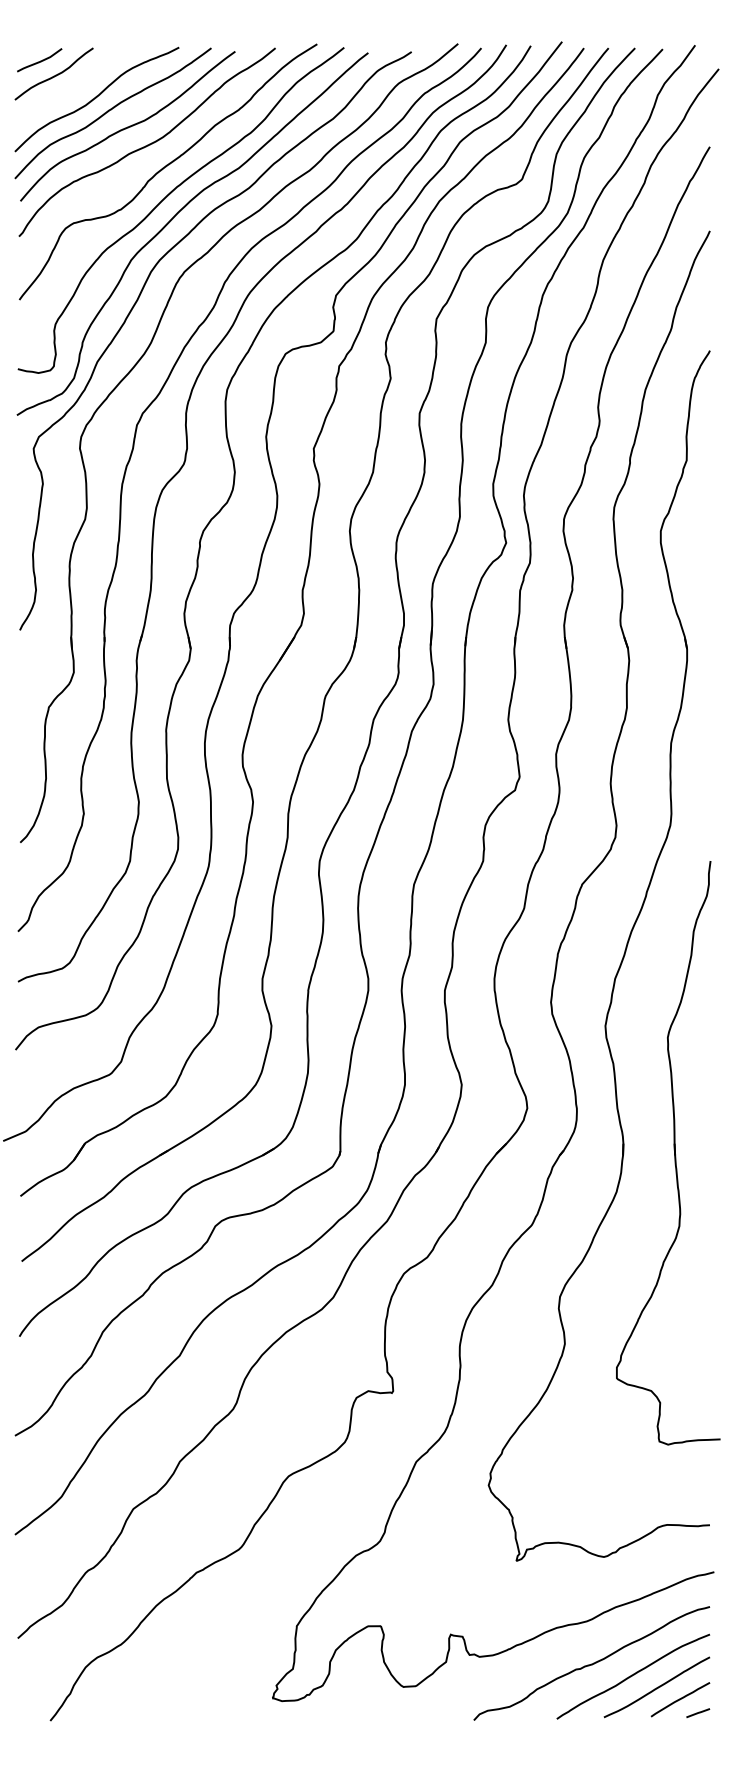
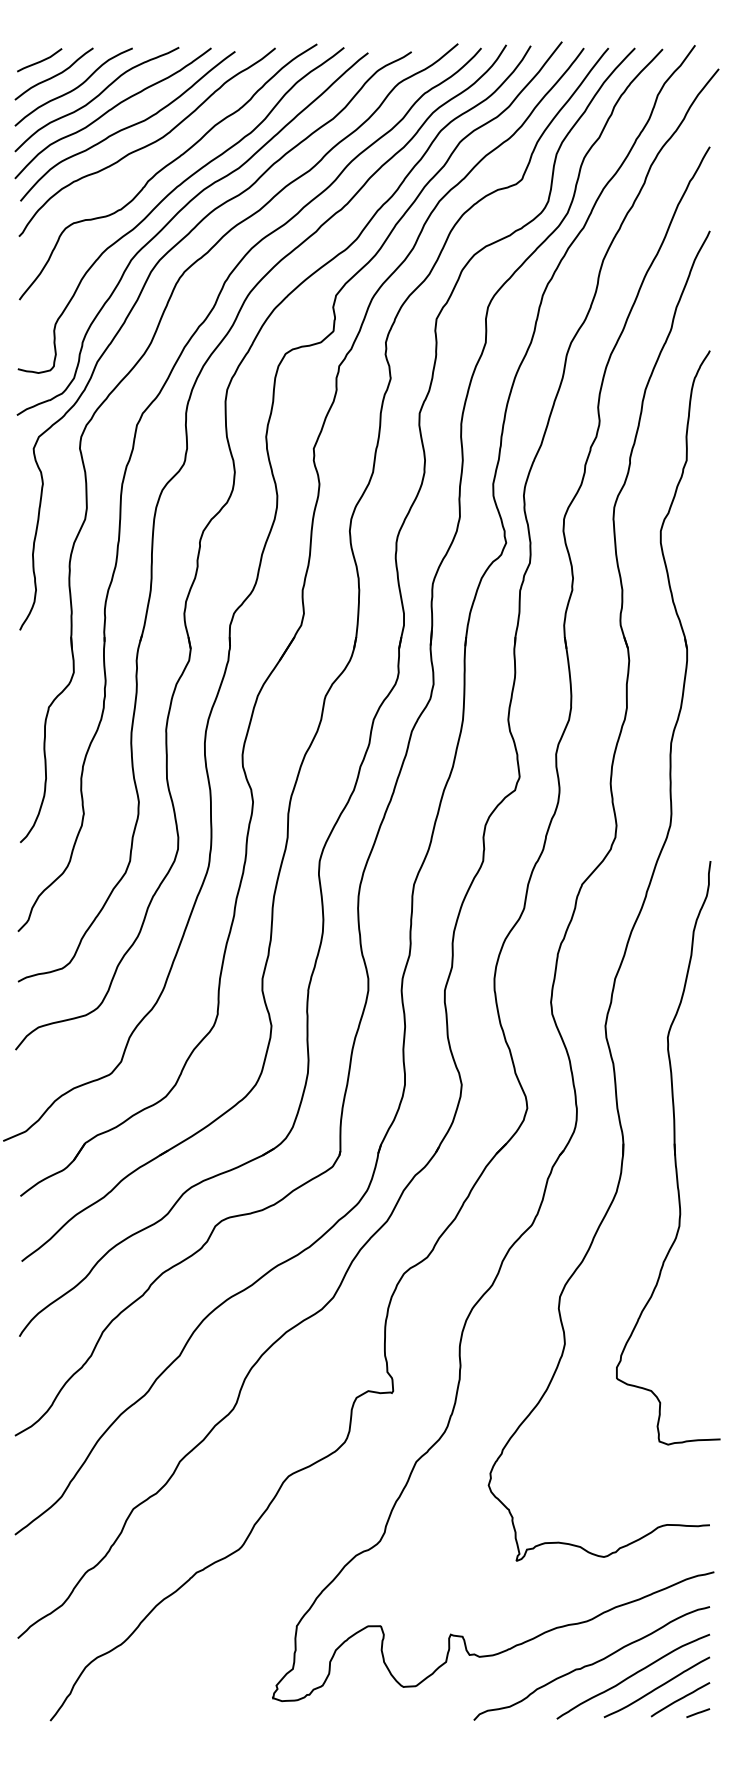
curve: none -> present (73, 88)
